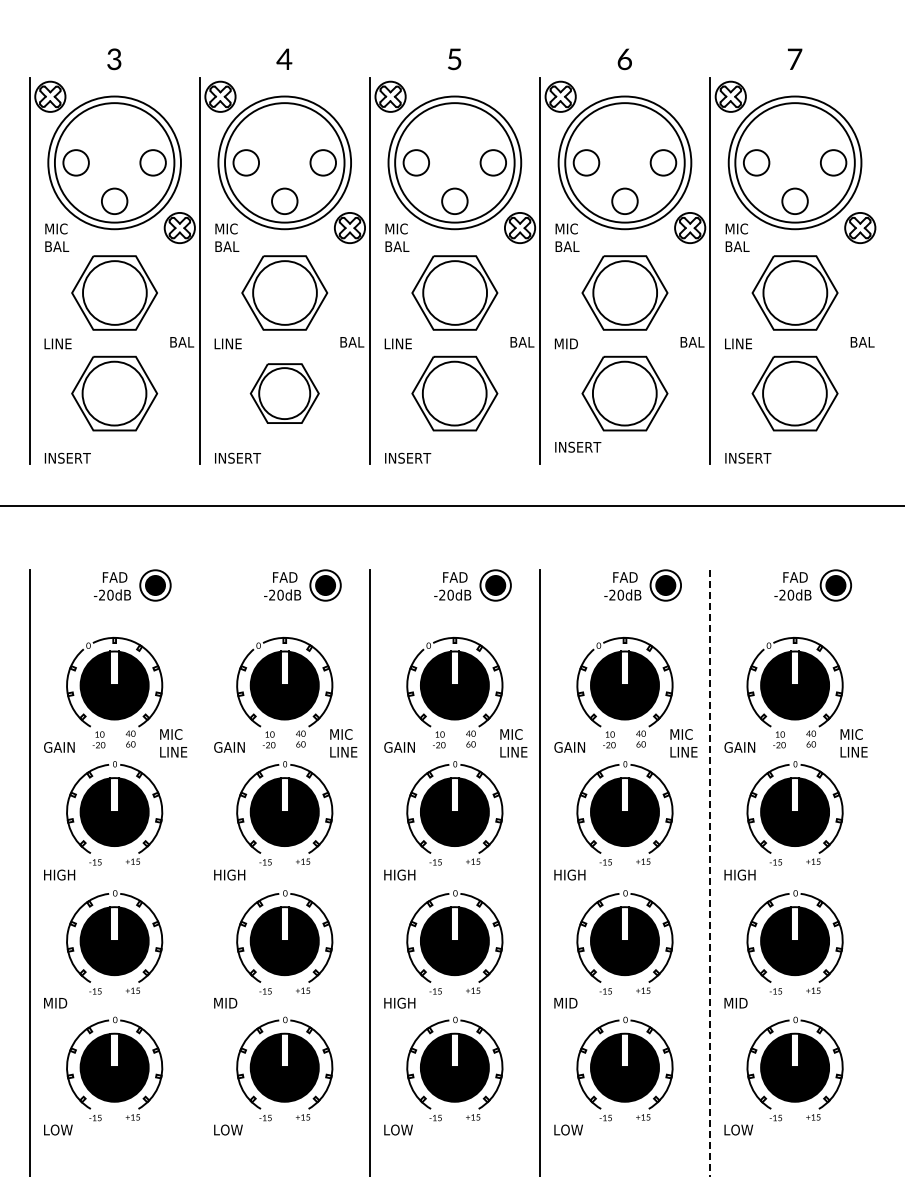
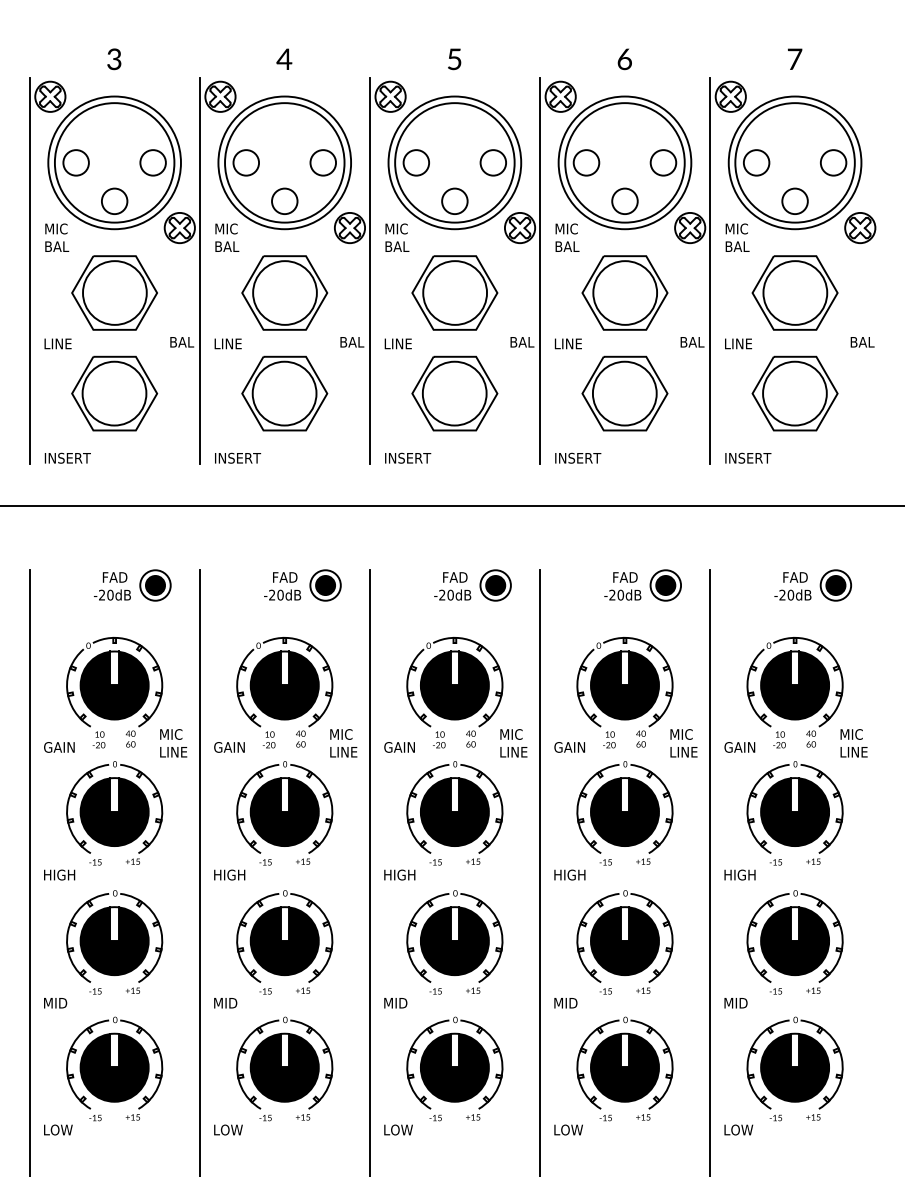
text: MID -> LINE (568, 343)
part size: 71x61 px -> 88x77 px (284, 393)
text position: (578, 446) -> (578, 457) (578, 457)
line: none -> present (199, 871)
line: dashed -> solid (710, 873)
text: HIGH -> MID (400, 1002)
